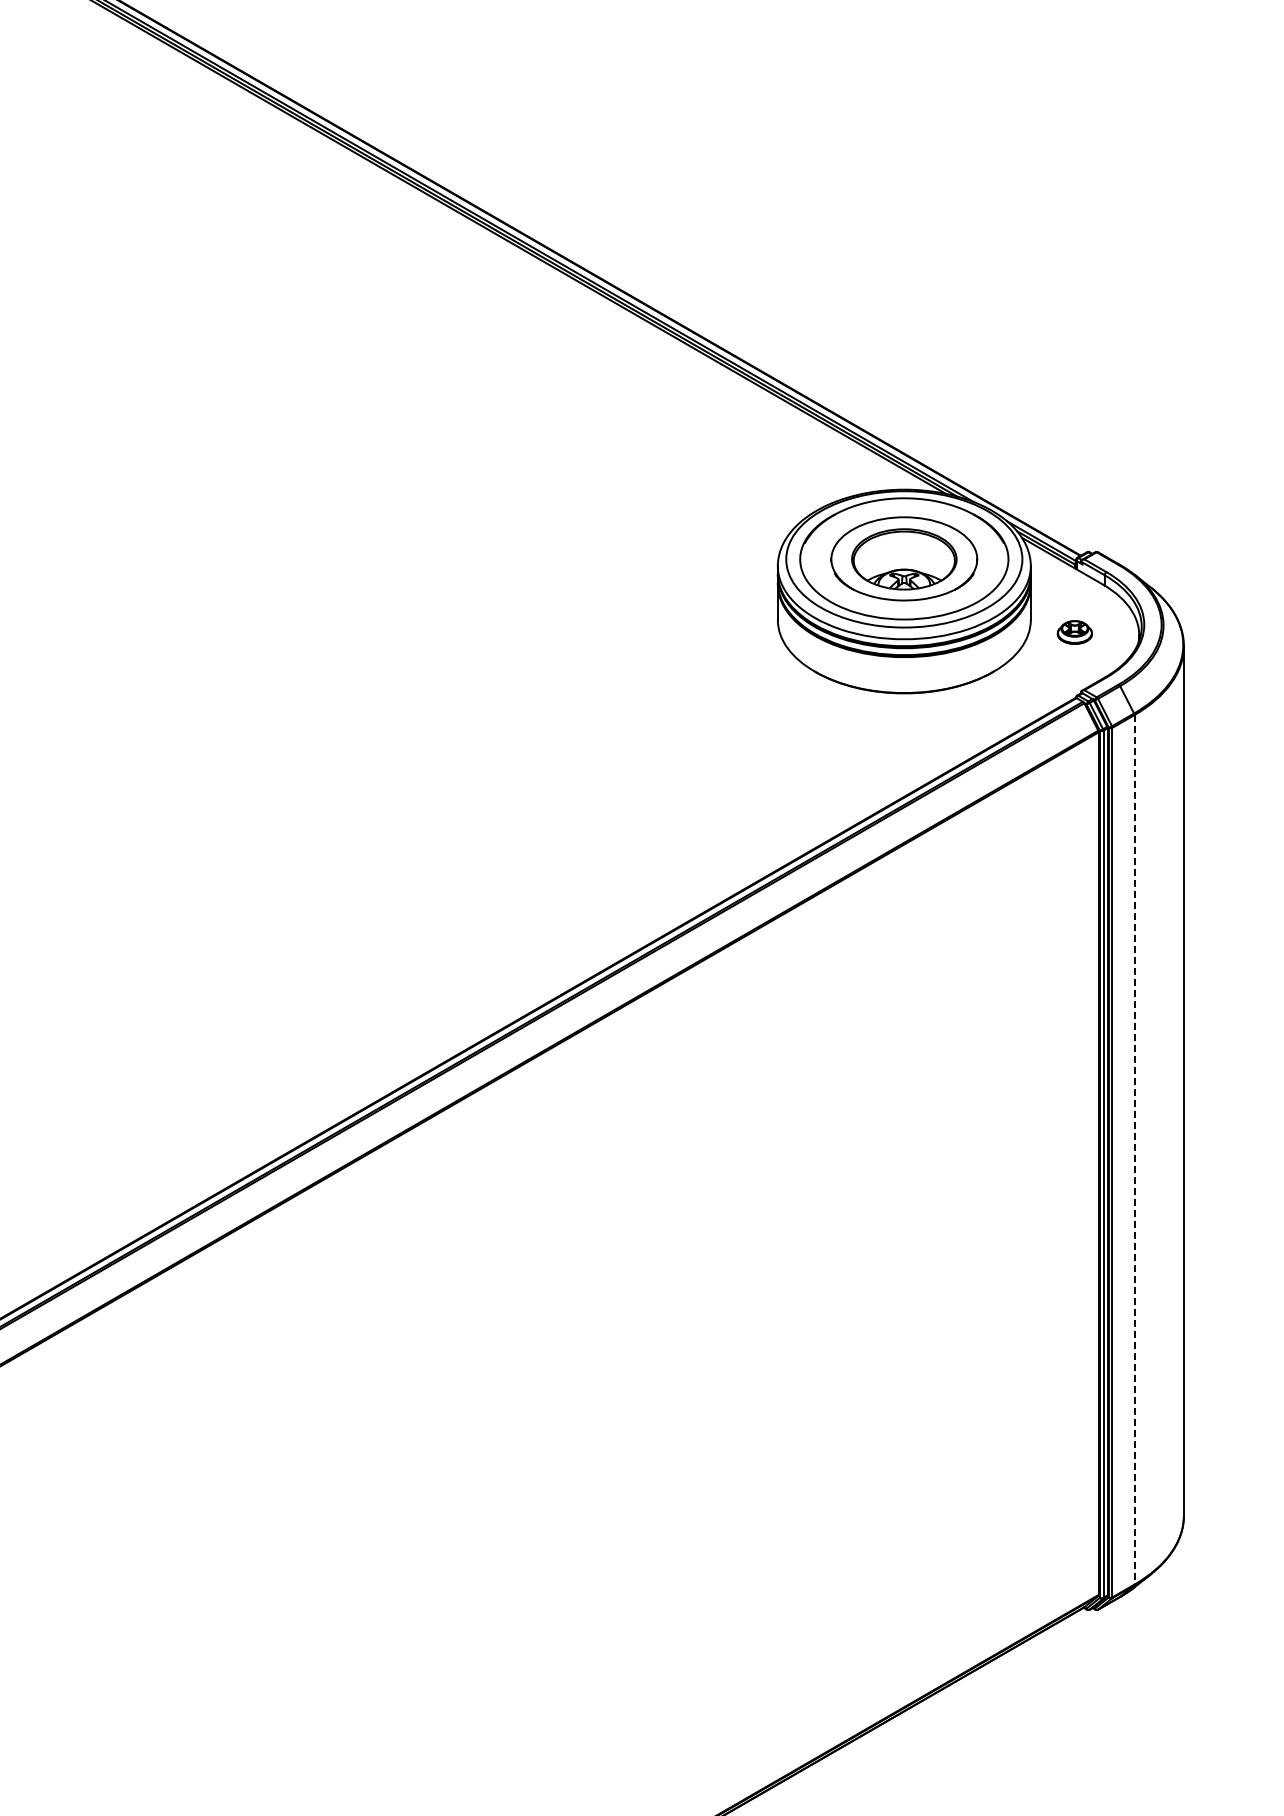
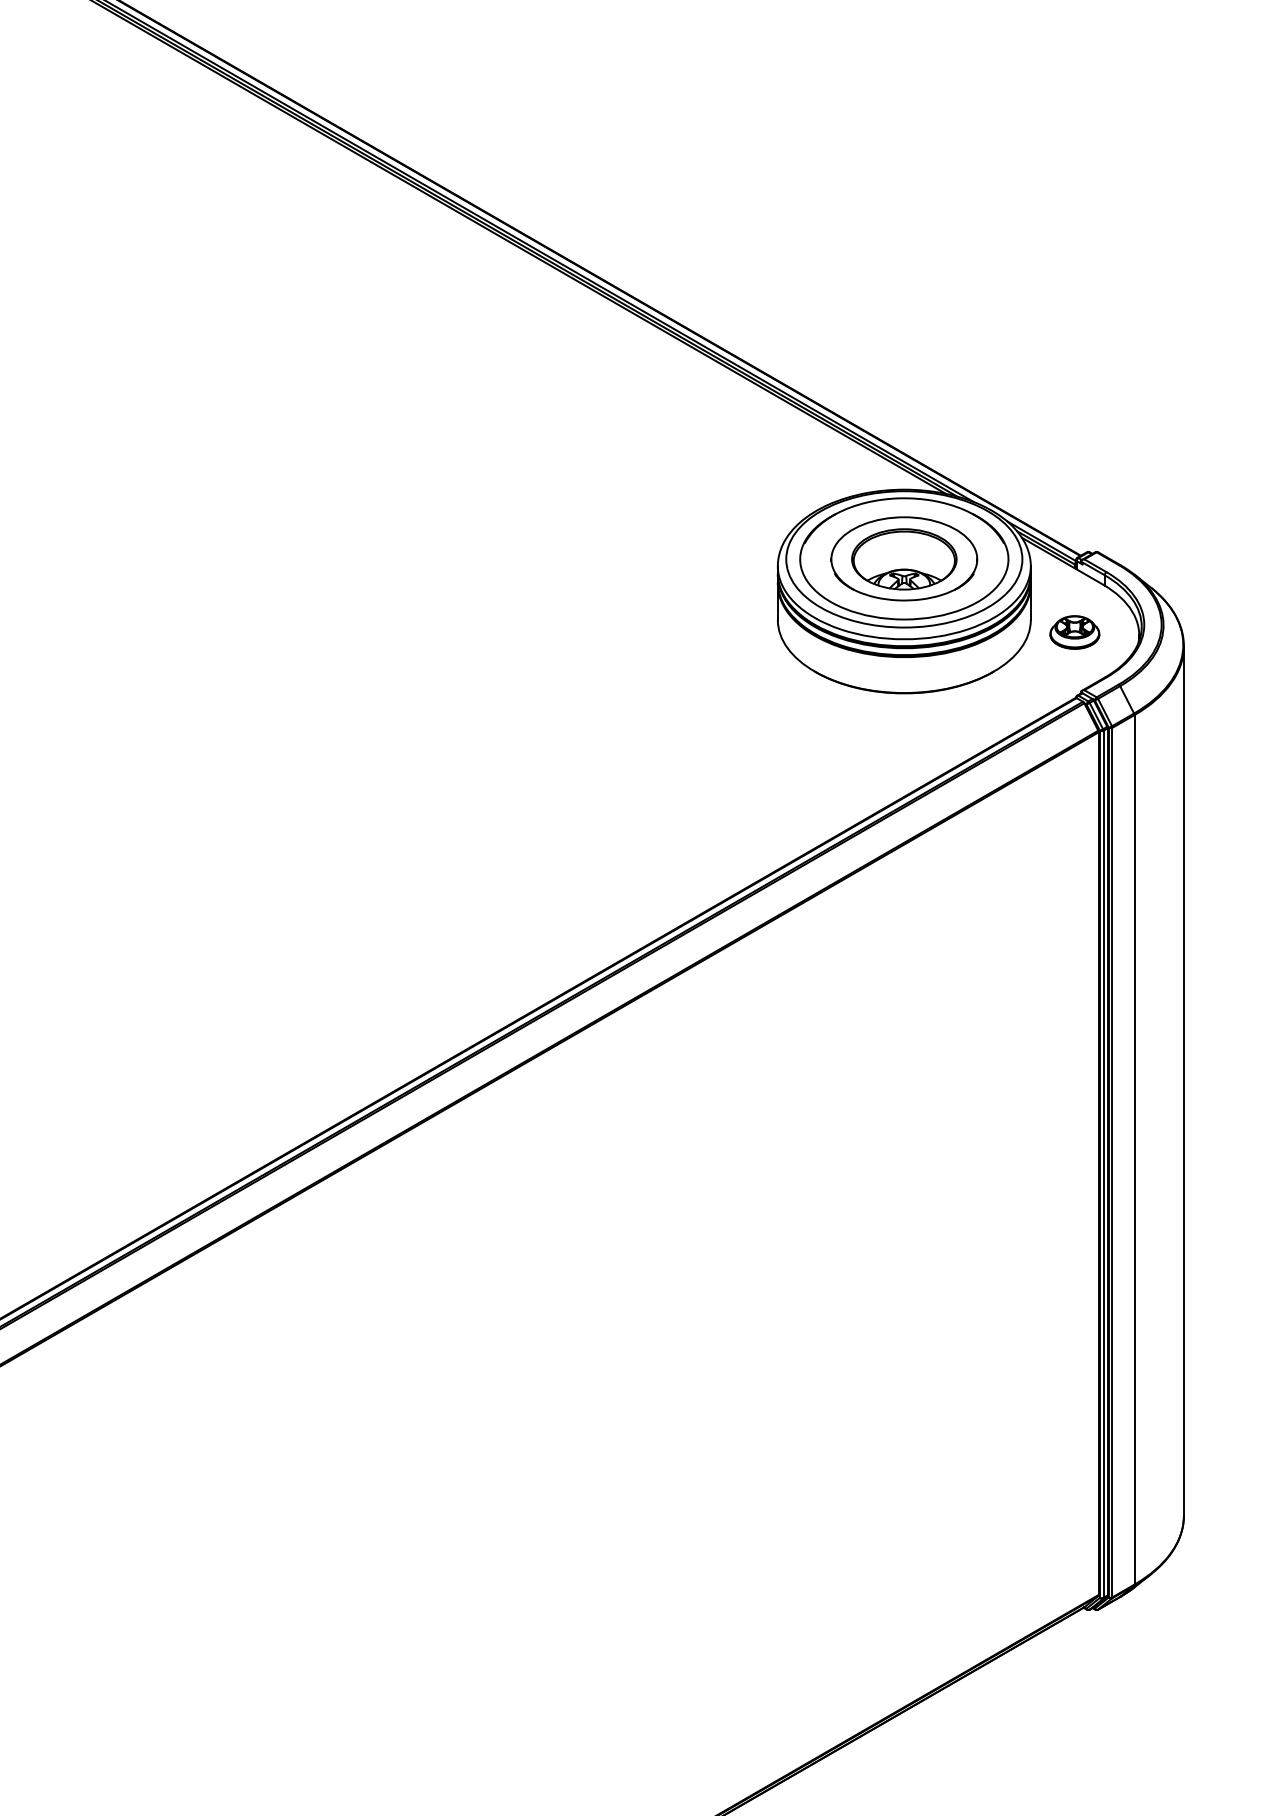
part size: 37x25 px -> 52x35 px (1074, 632)
line: dashed -> solid (1134, 1149)
